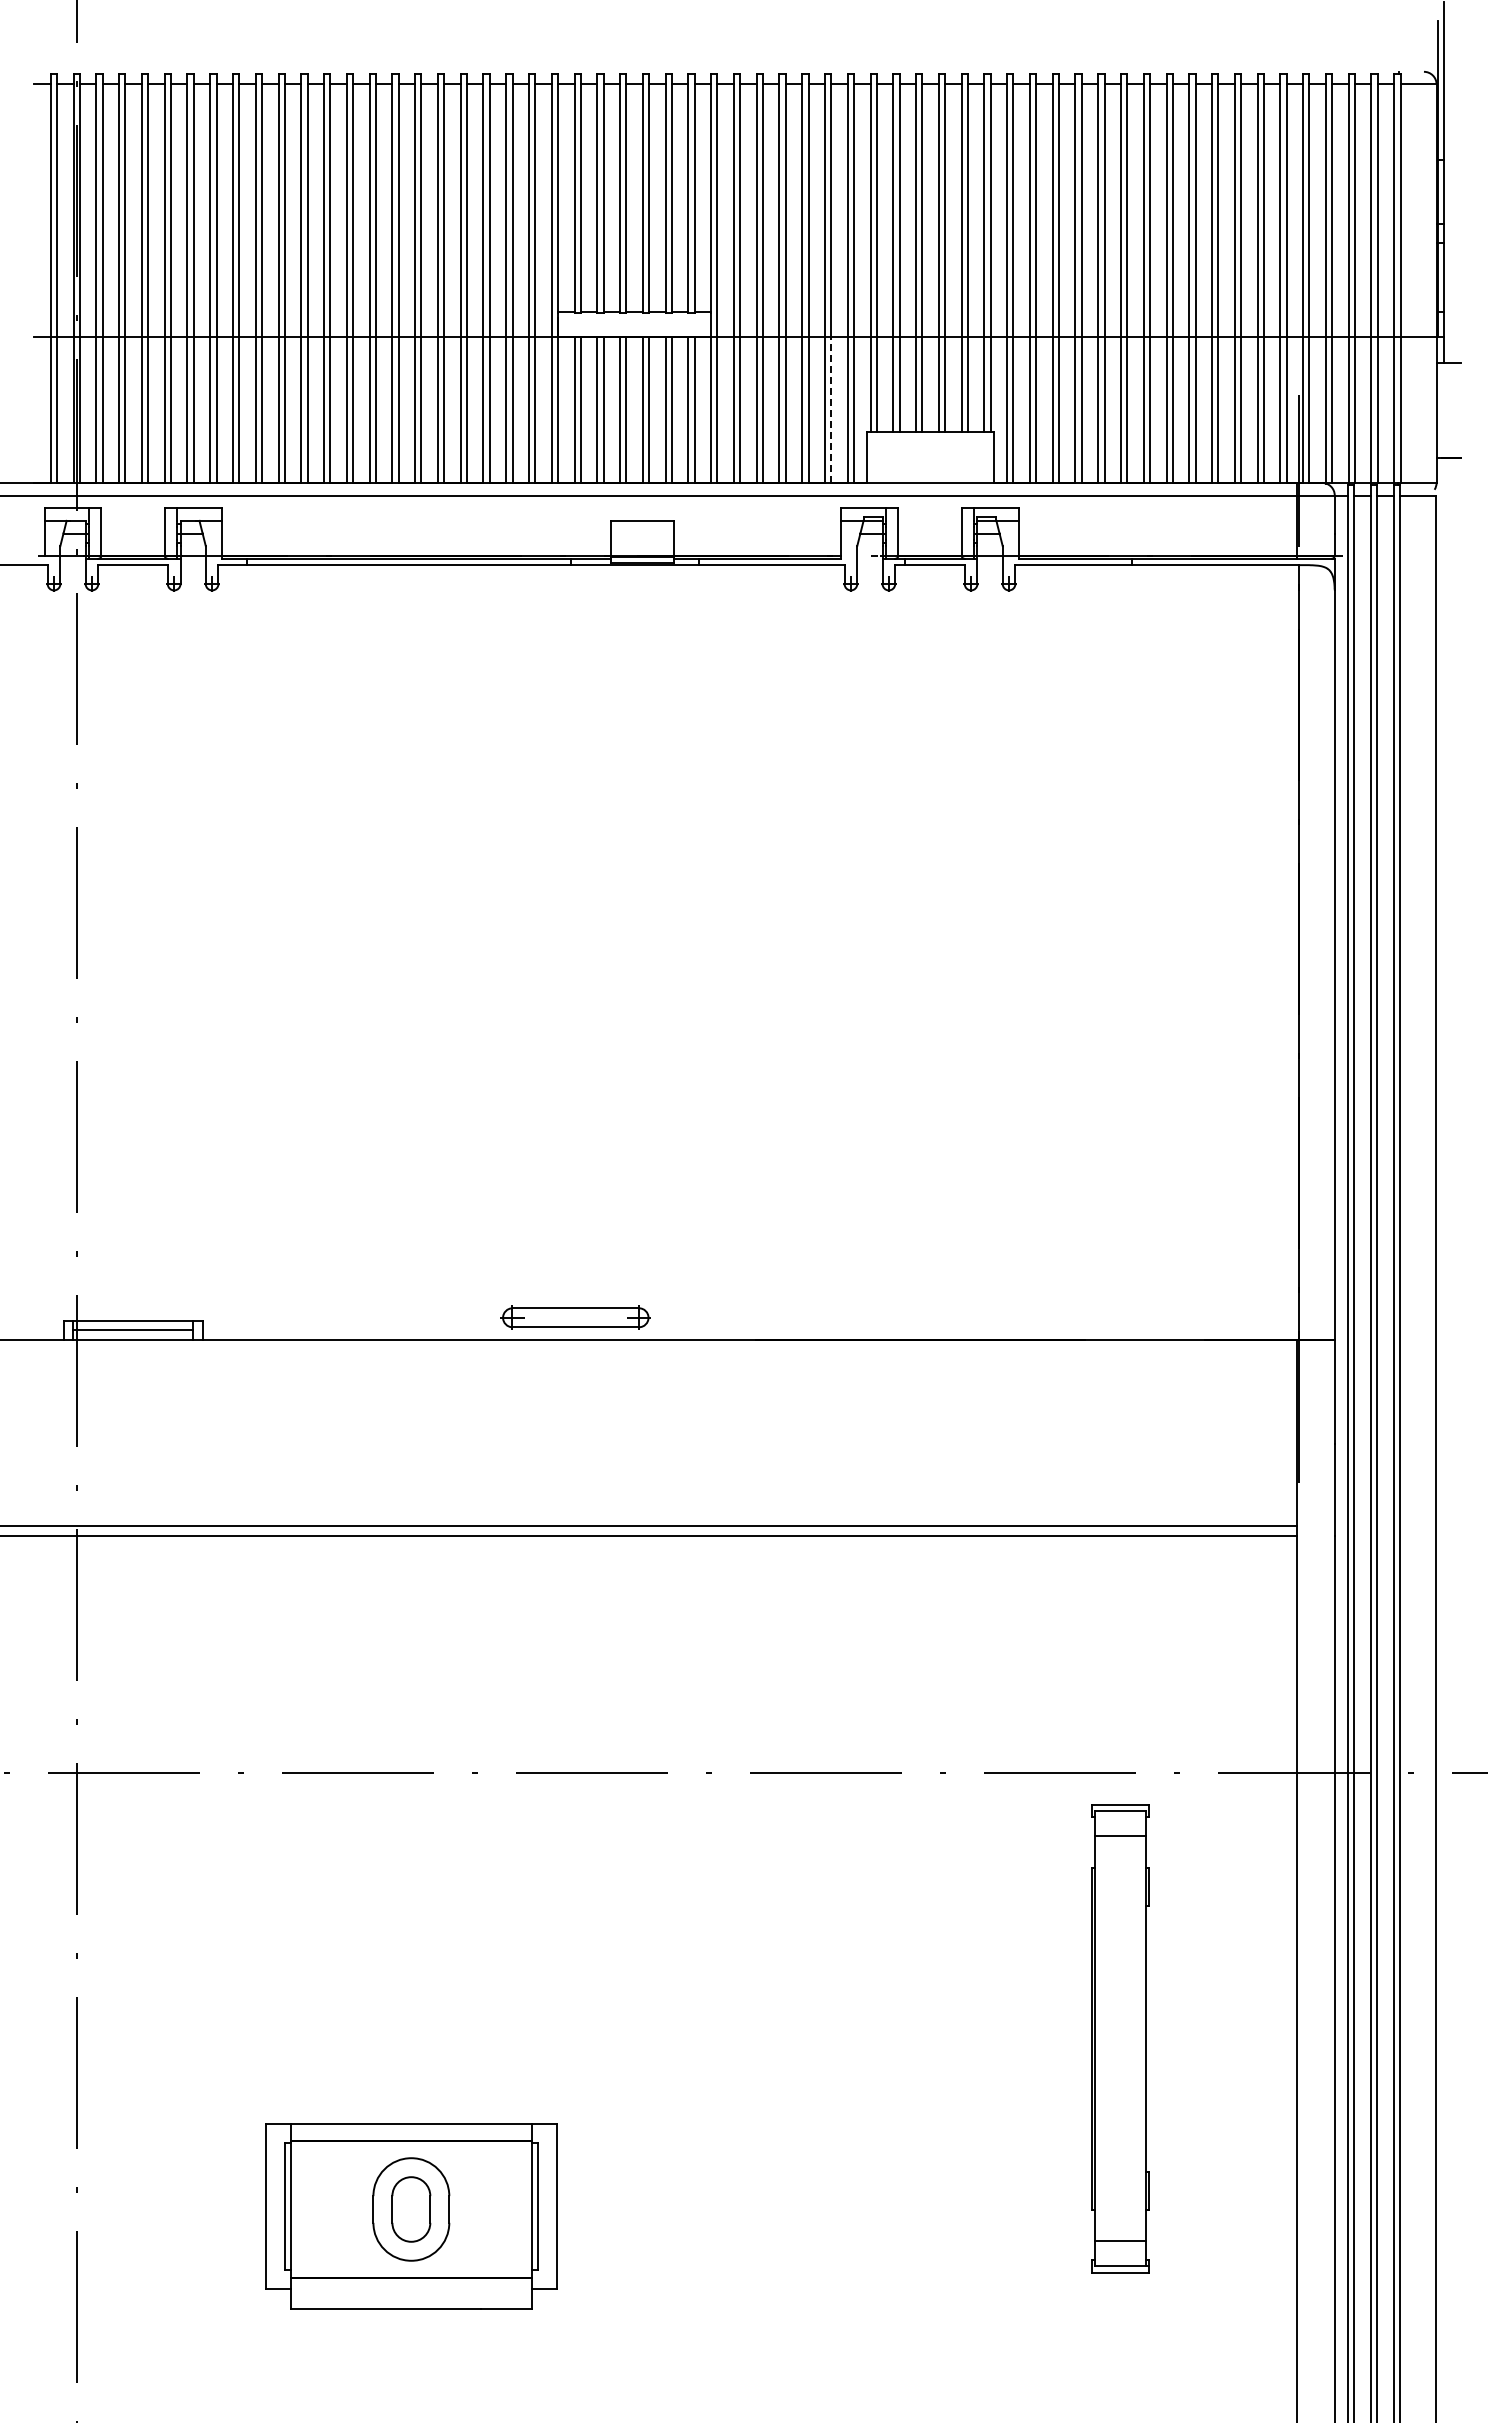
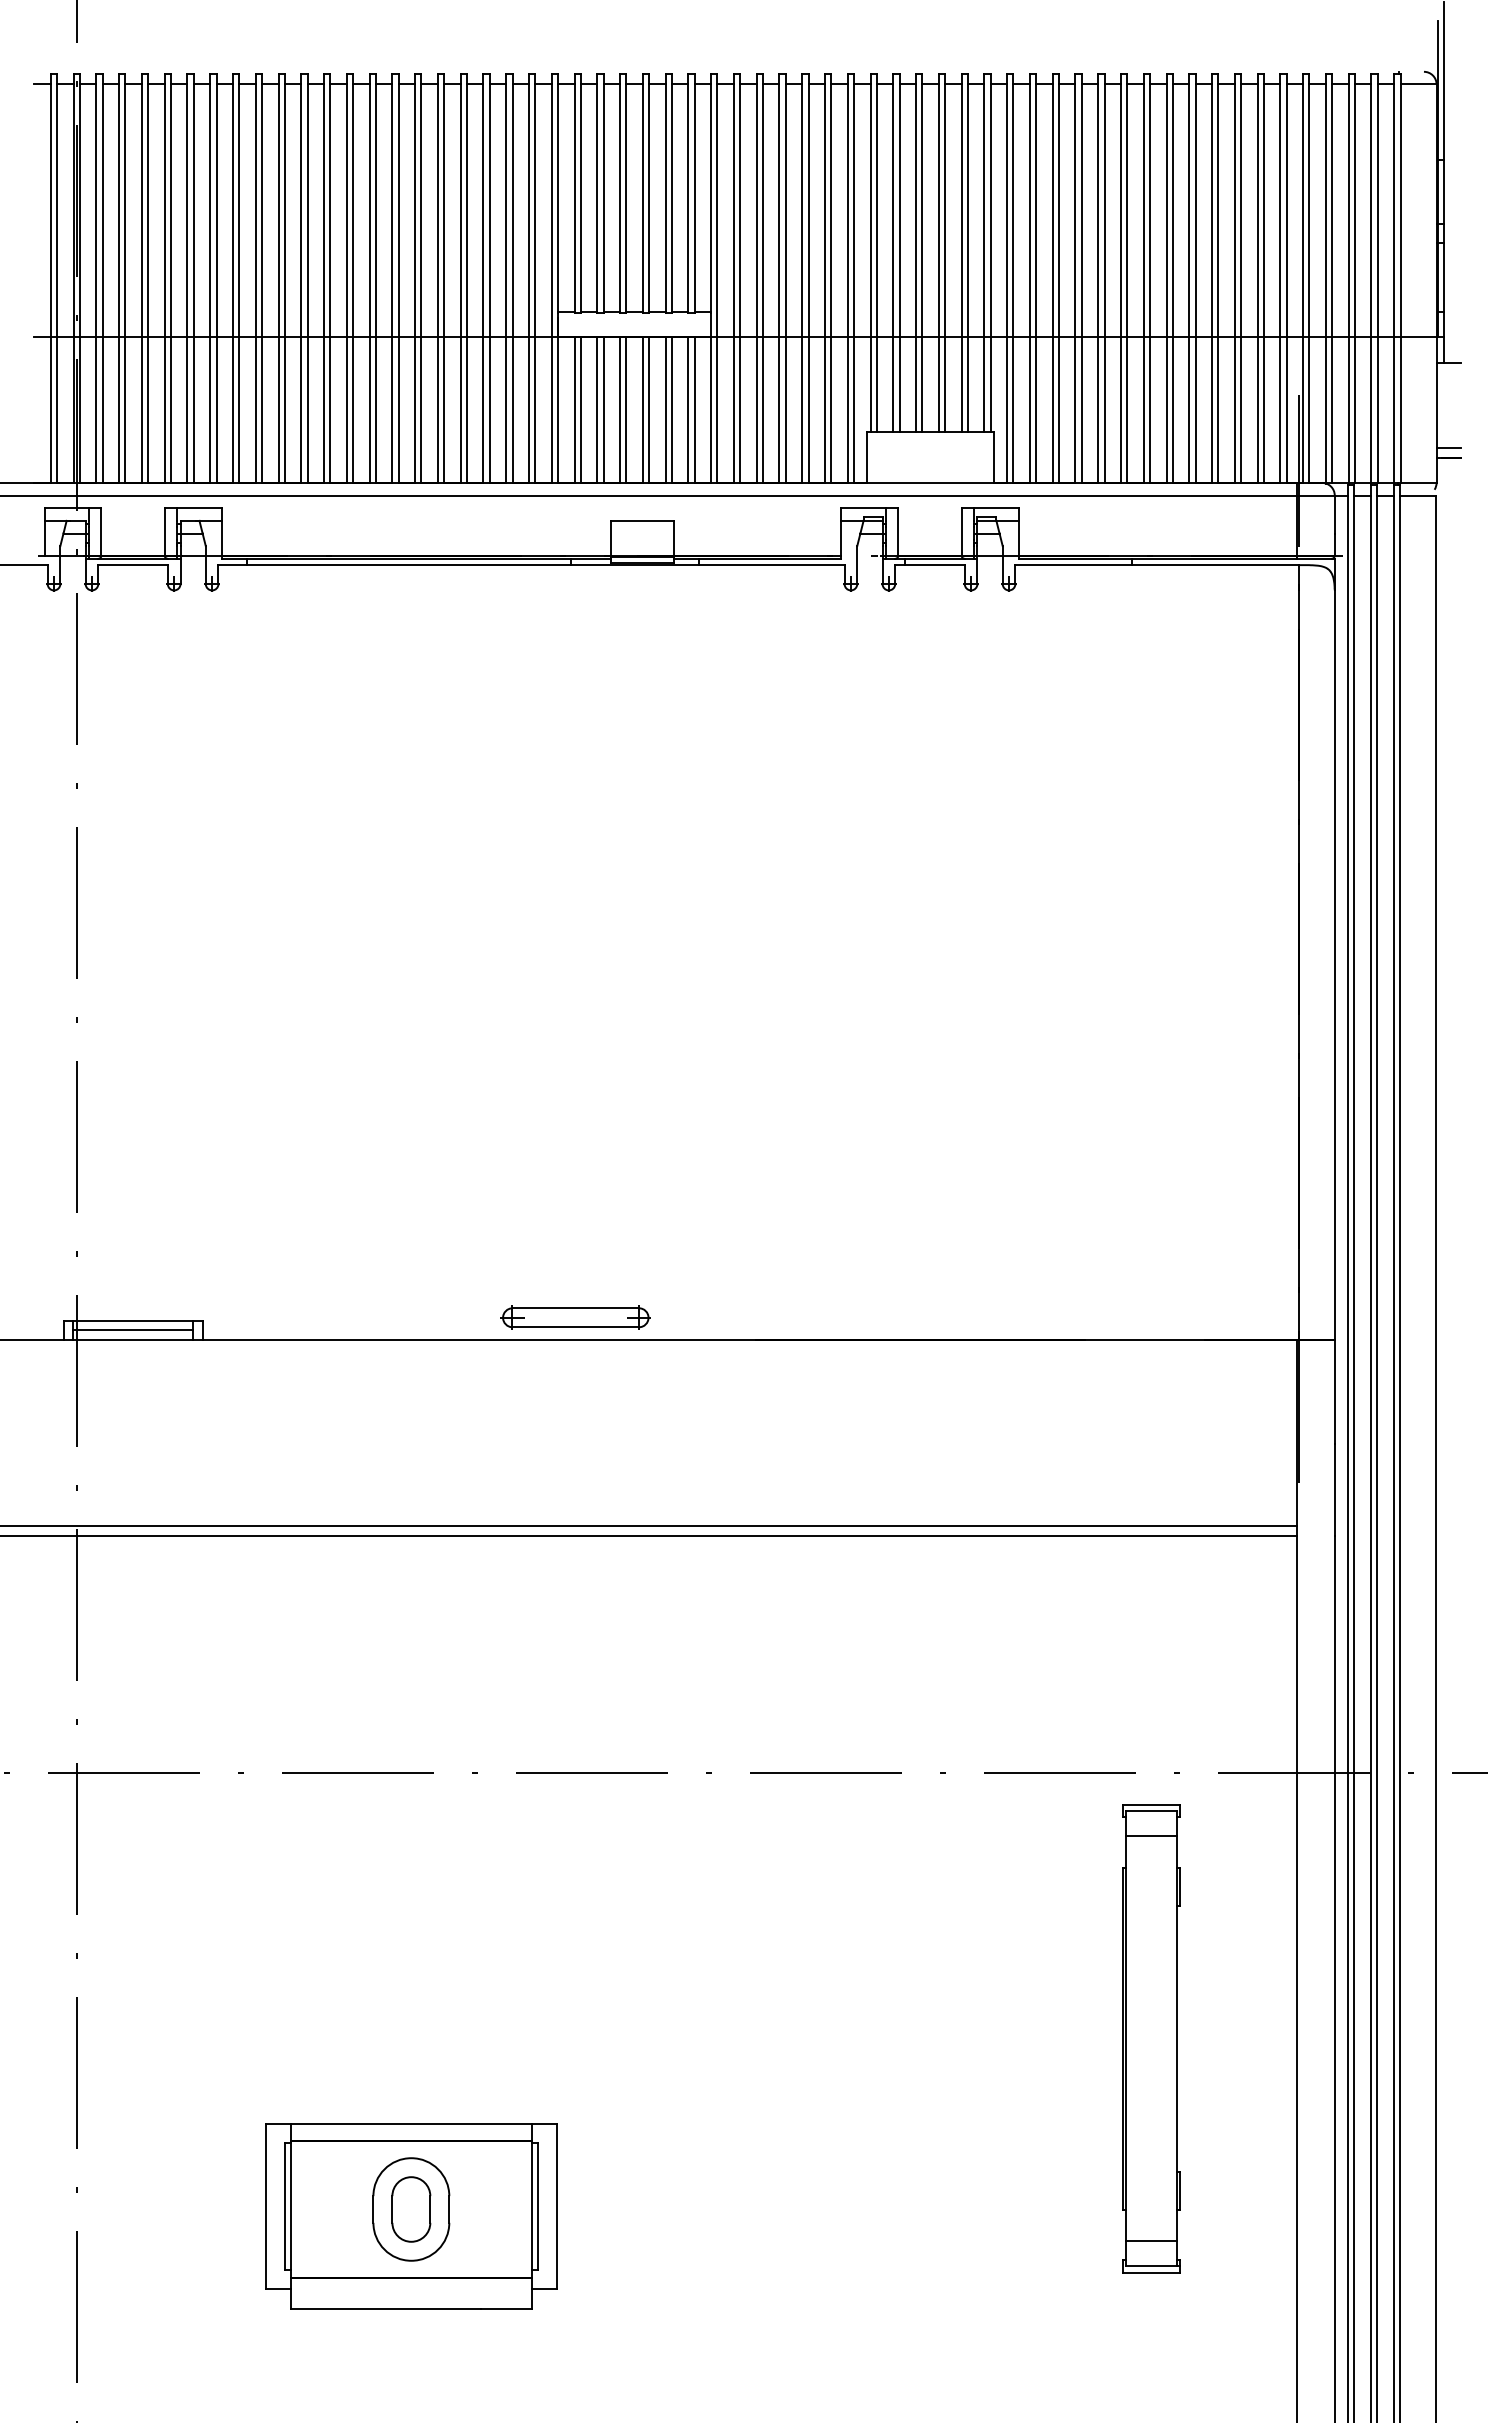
line: dashed -> solid (831, 410)
line: none -> present (1448, 448)
part position: (1120, 2038) -> (1151, 2038) (1151, 2038)
